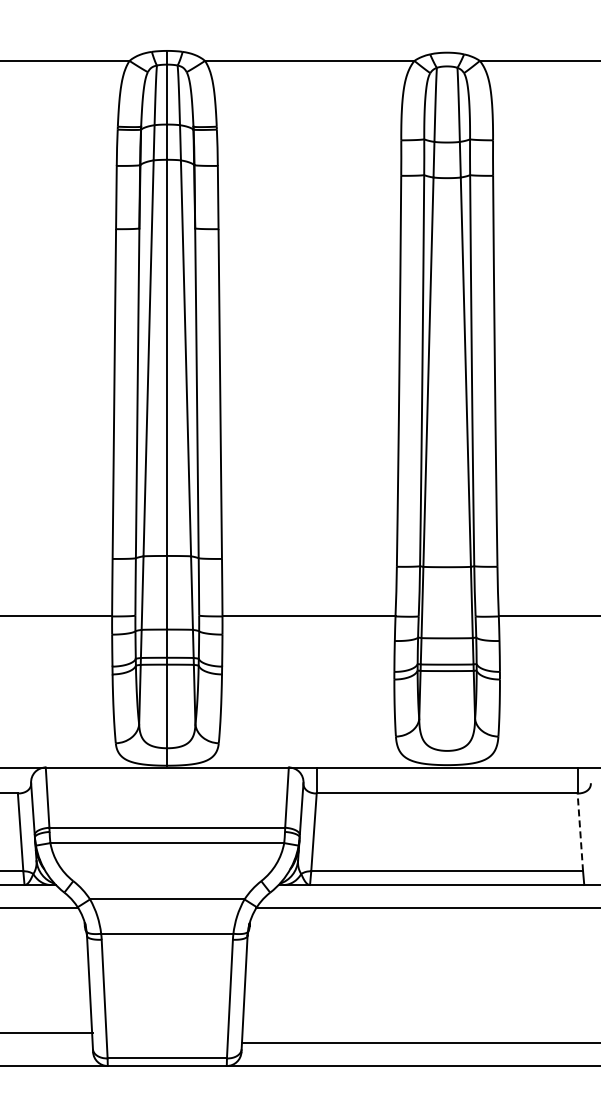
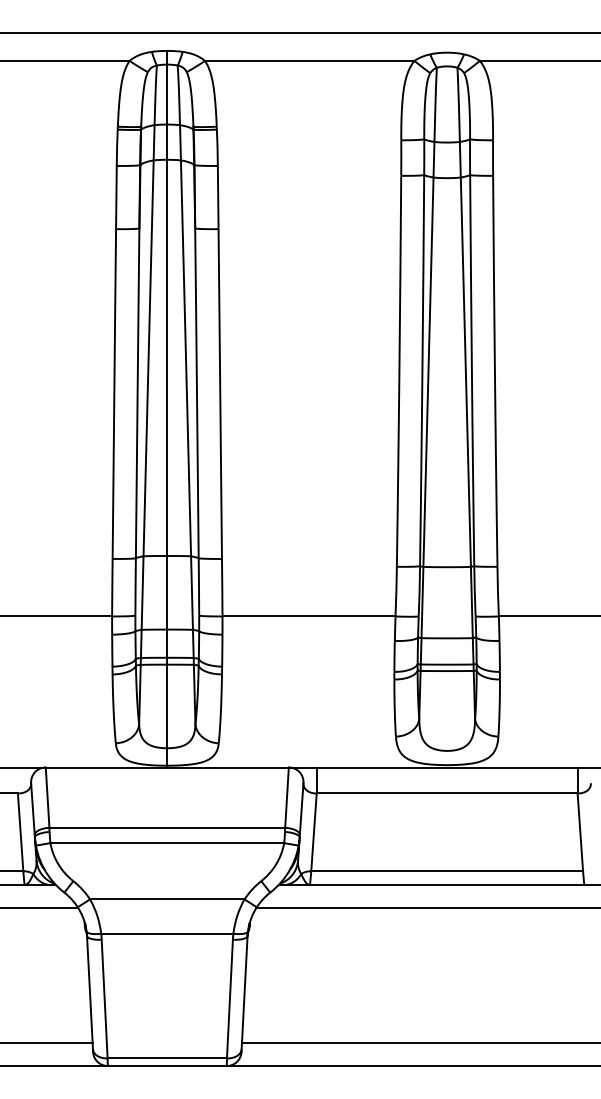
line: none -> present (299, 32)
line: dashed -> solid (580, 831)
line position: (47, 1032) -> (47, 1042) (47, 1042)
